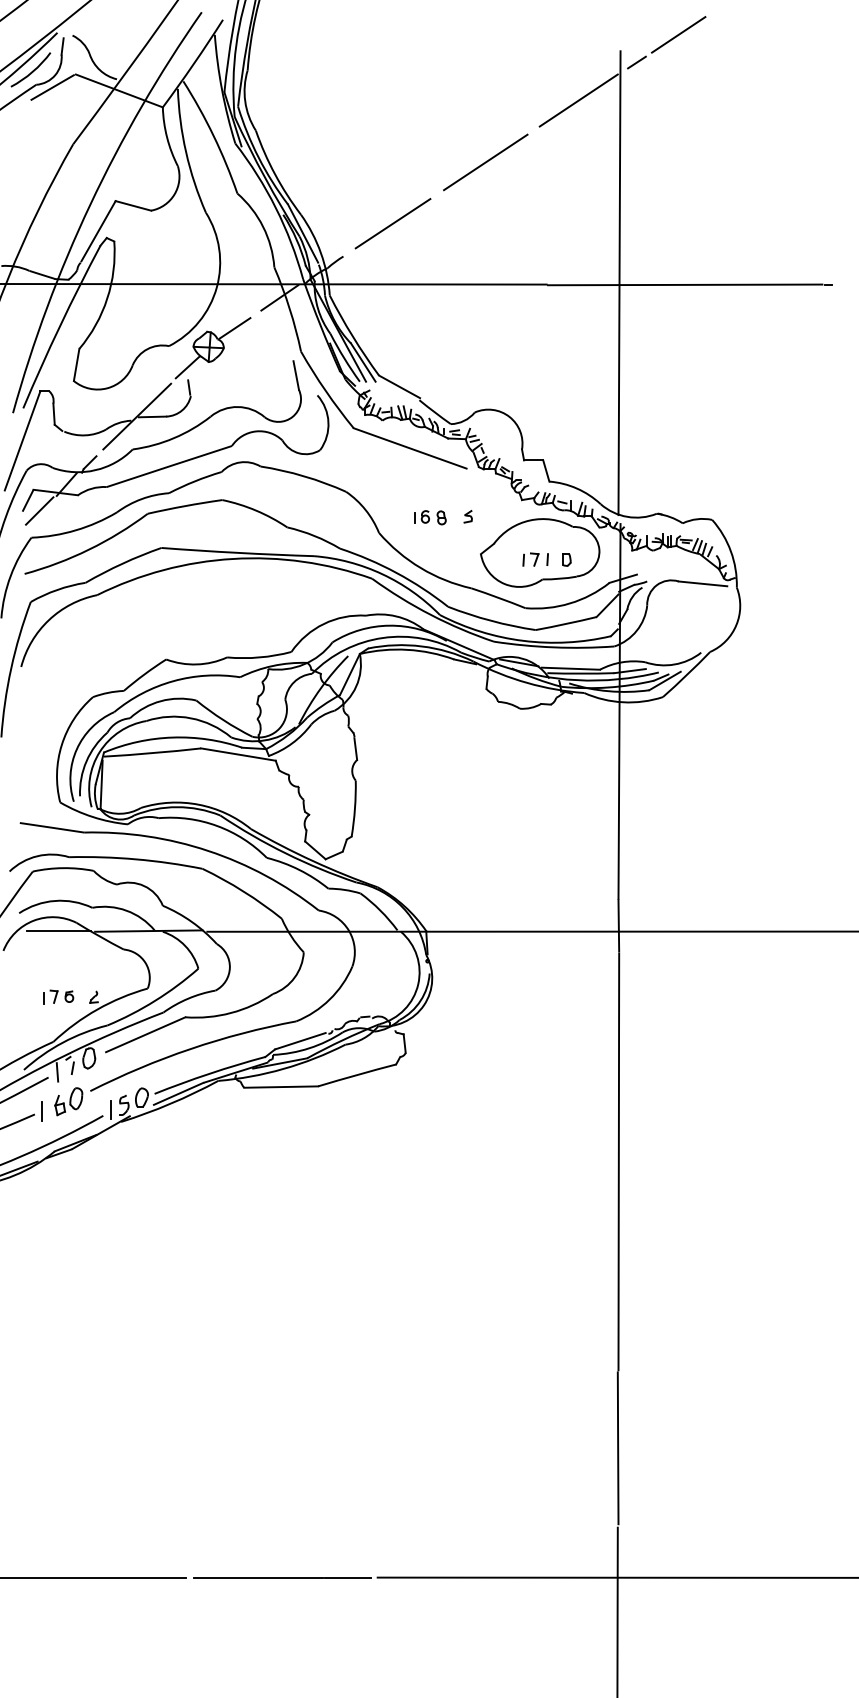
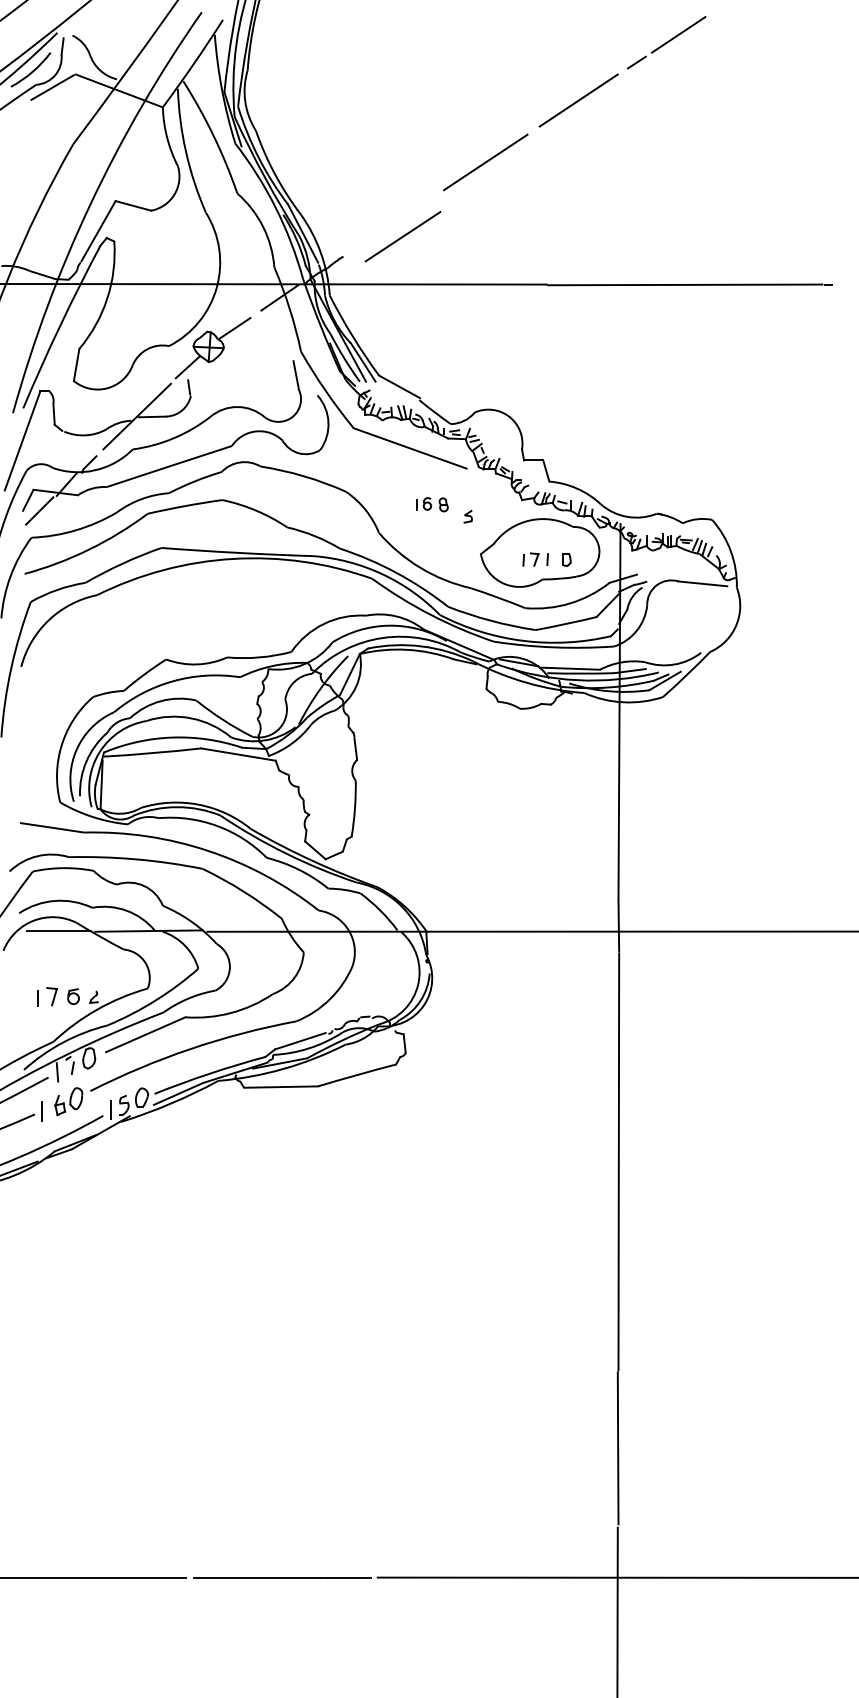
line position: (392, 223) -> (402, 236) (402, 236)
line: present -> none (619, 283)
part position: (430, 517) -> (432, 504) (432, 504)
part size: 32x16 px -> 43x20 px (58, 996)
